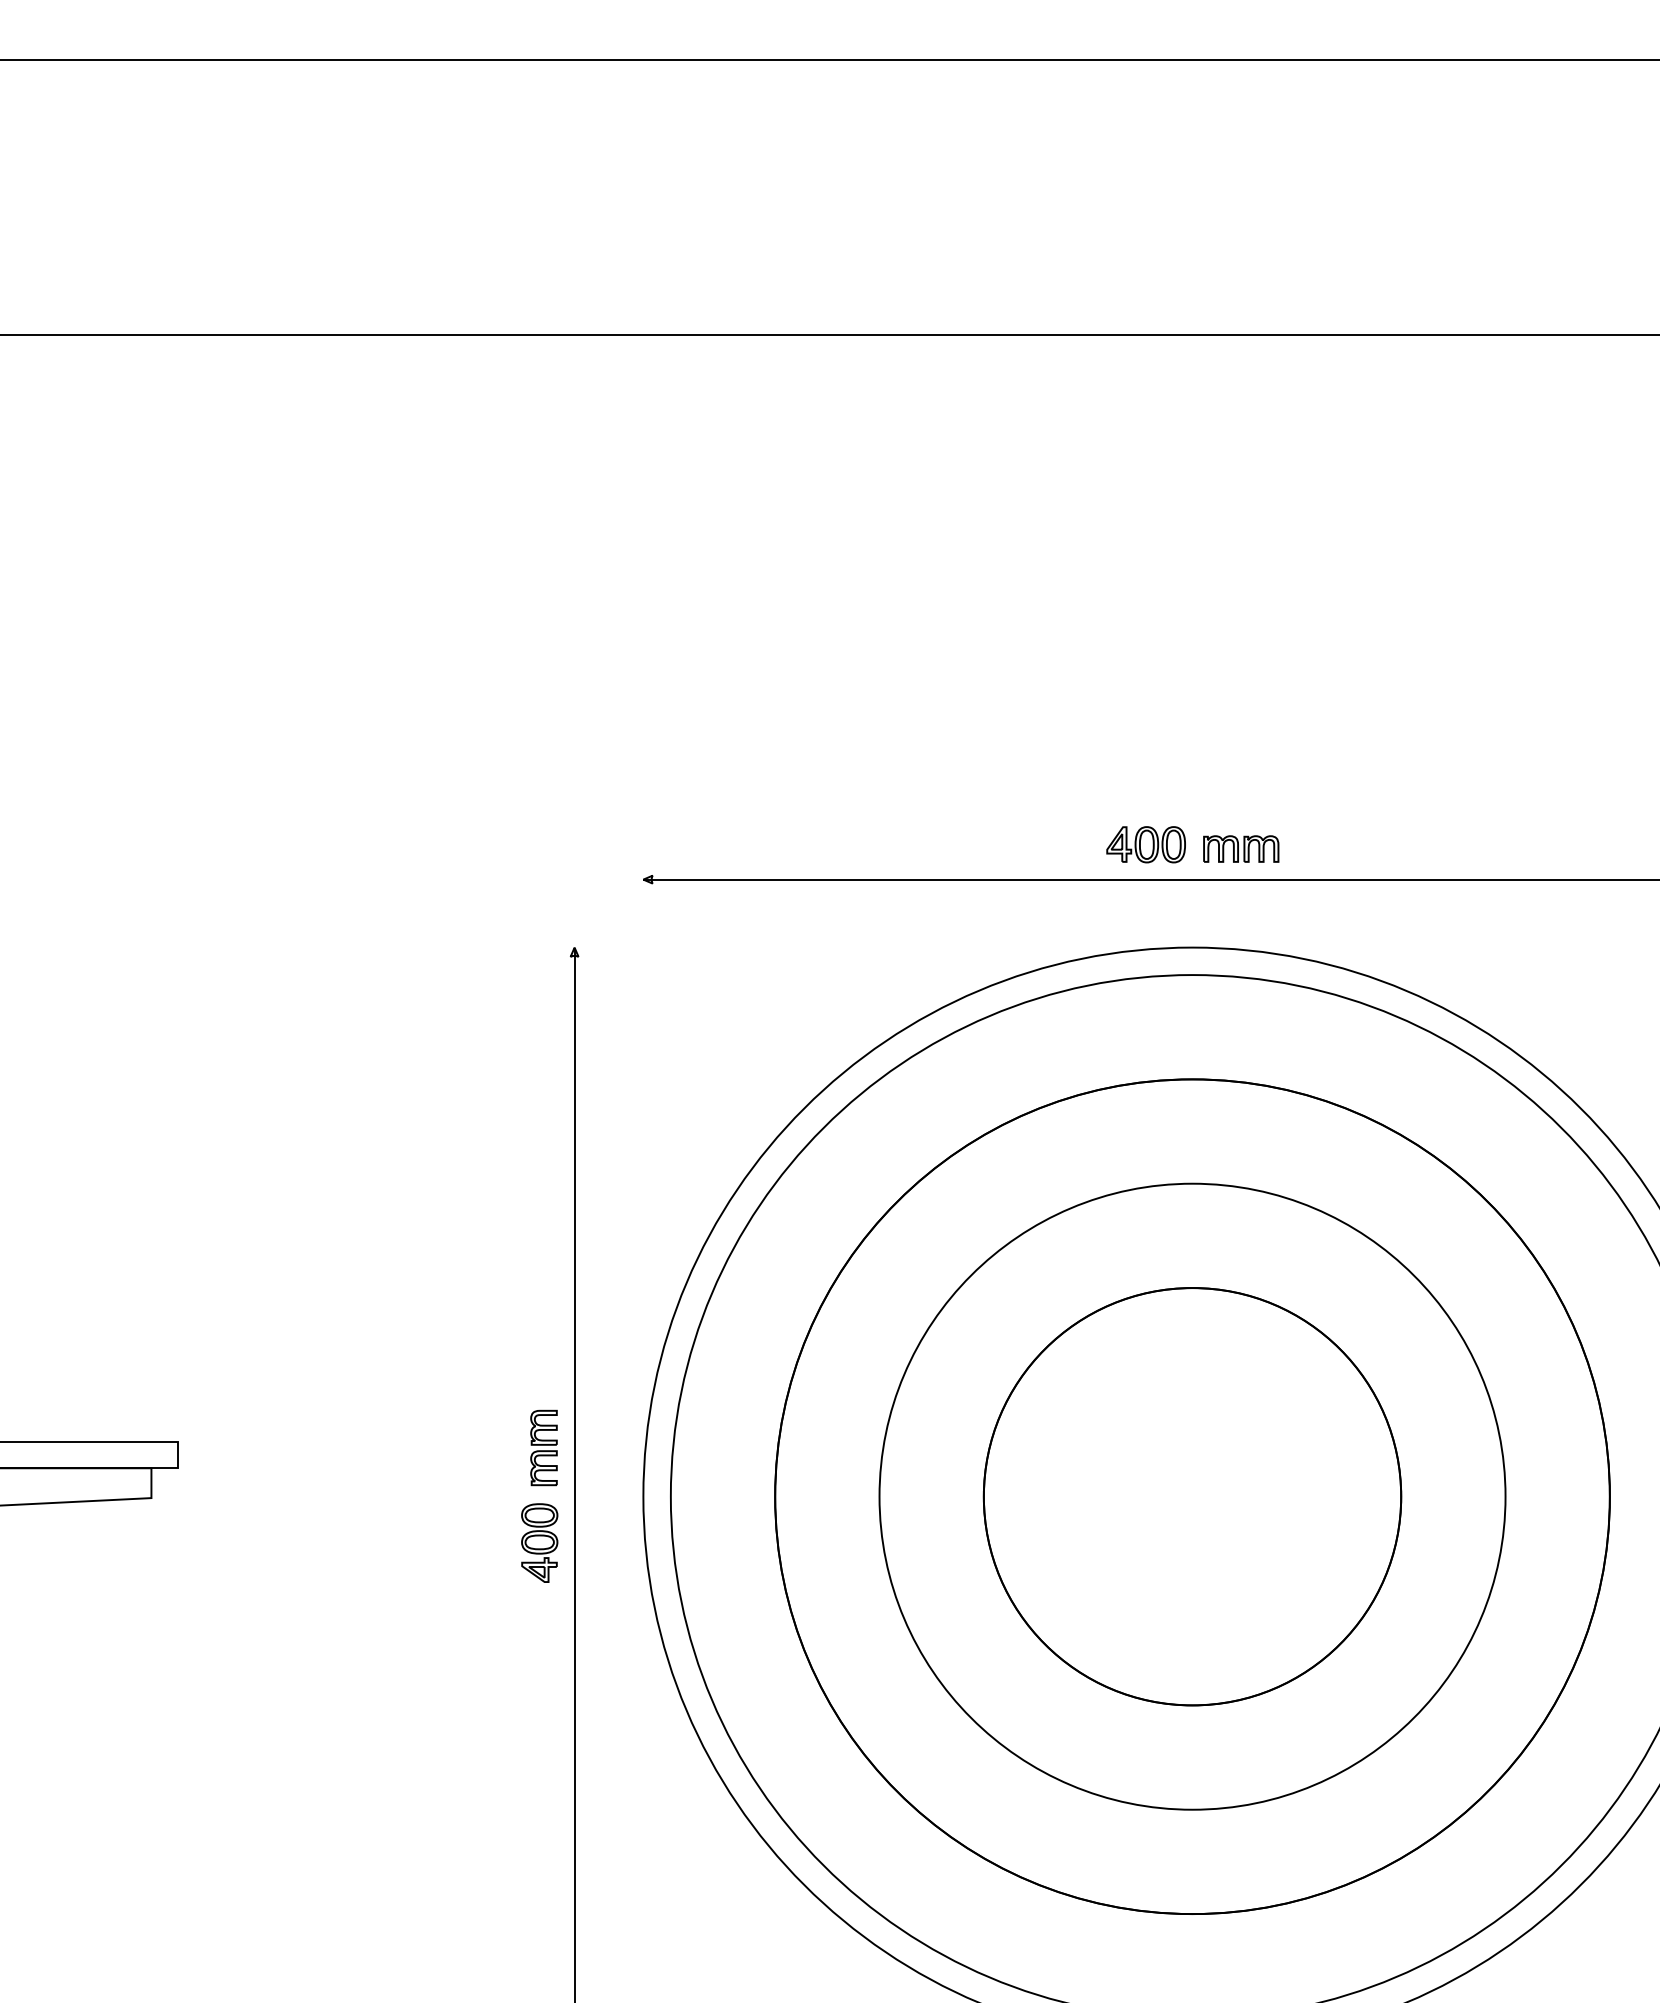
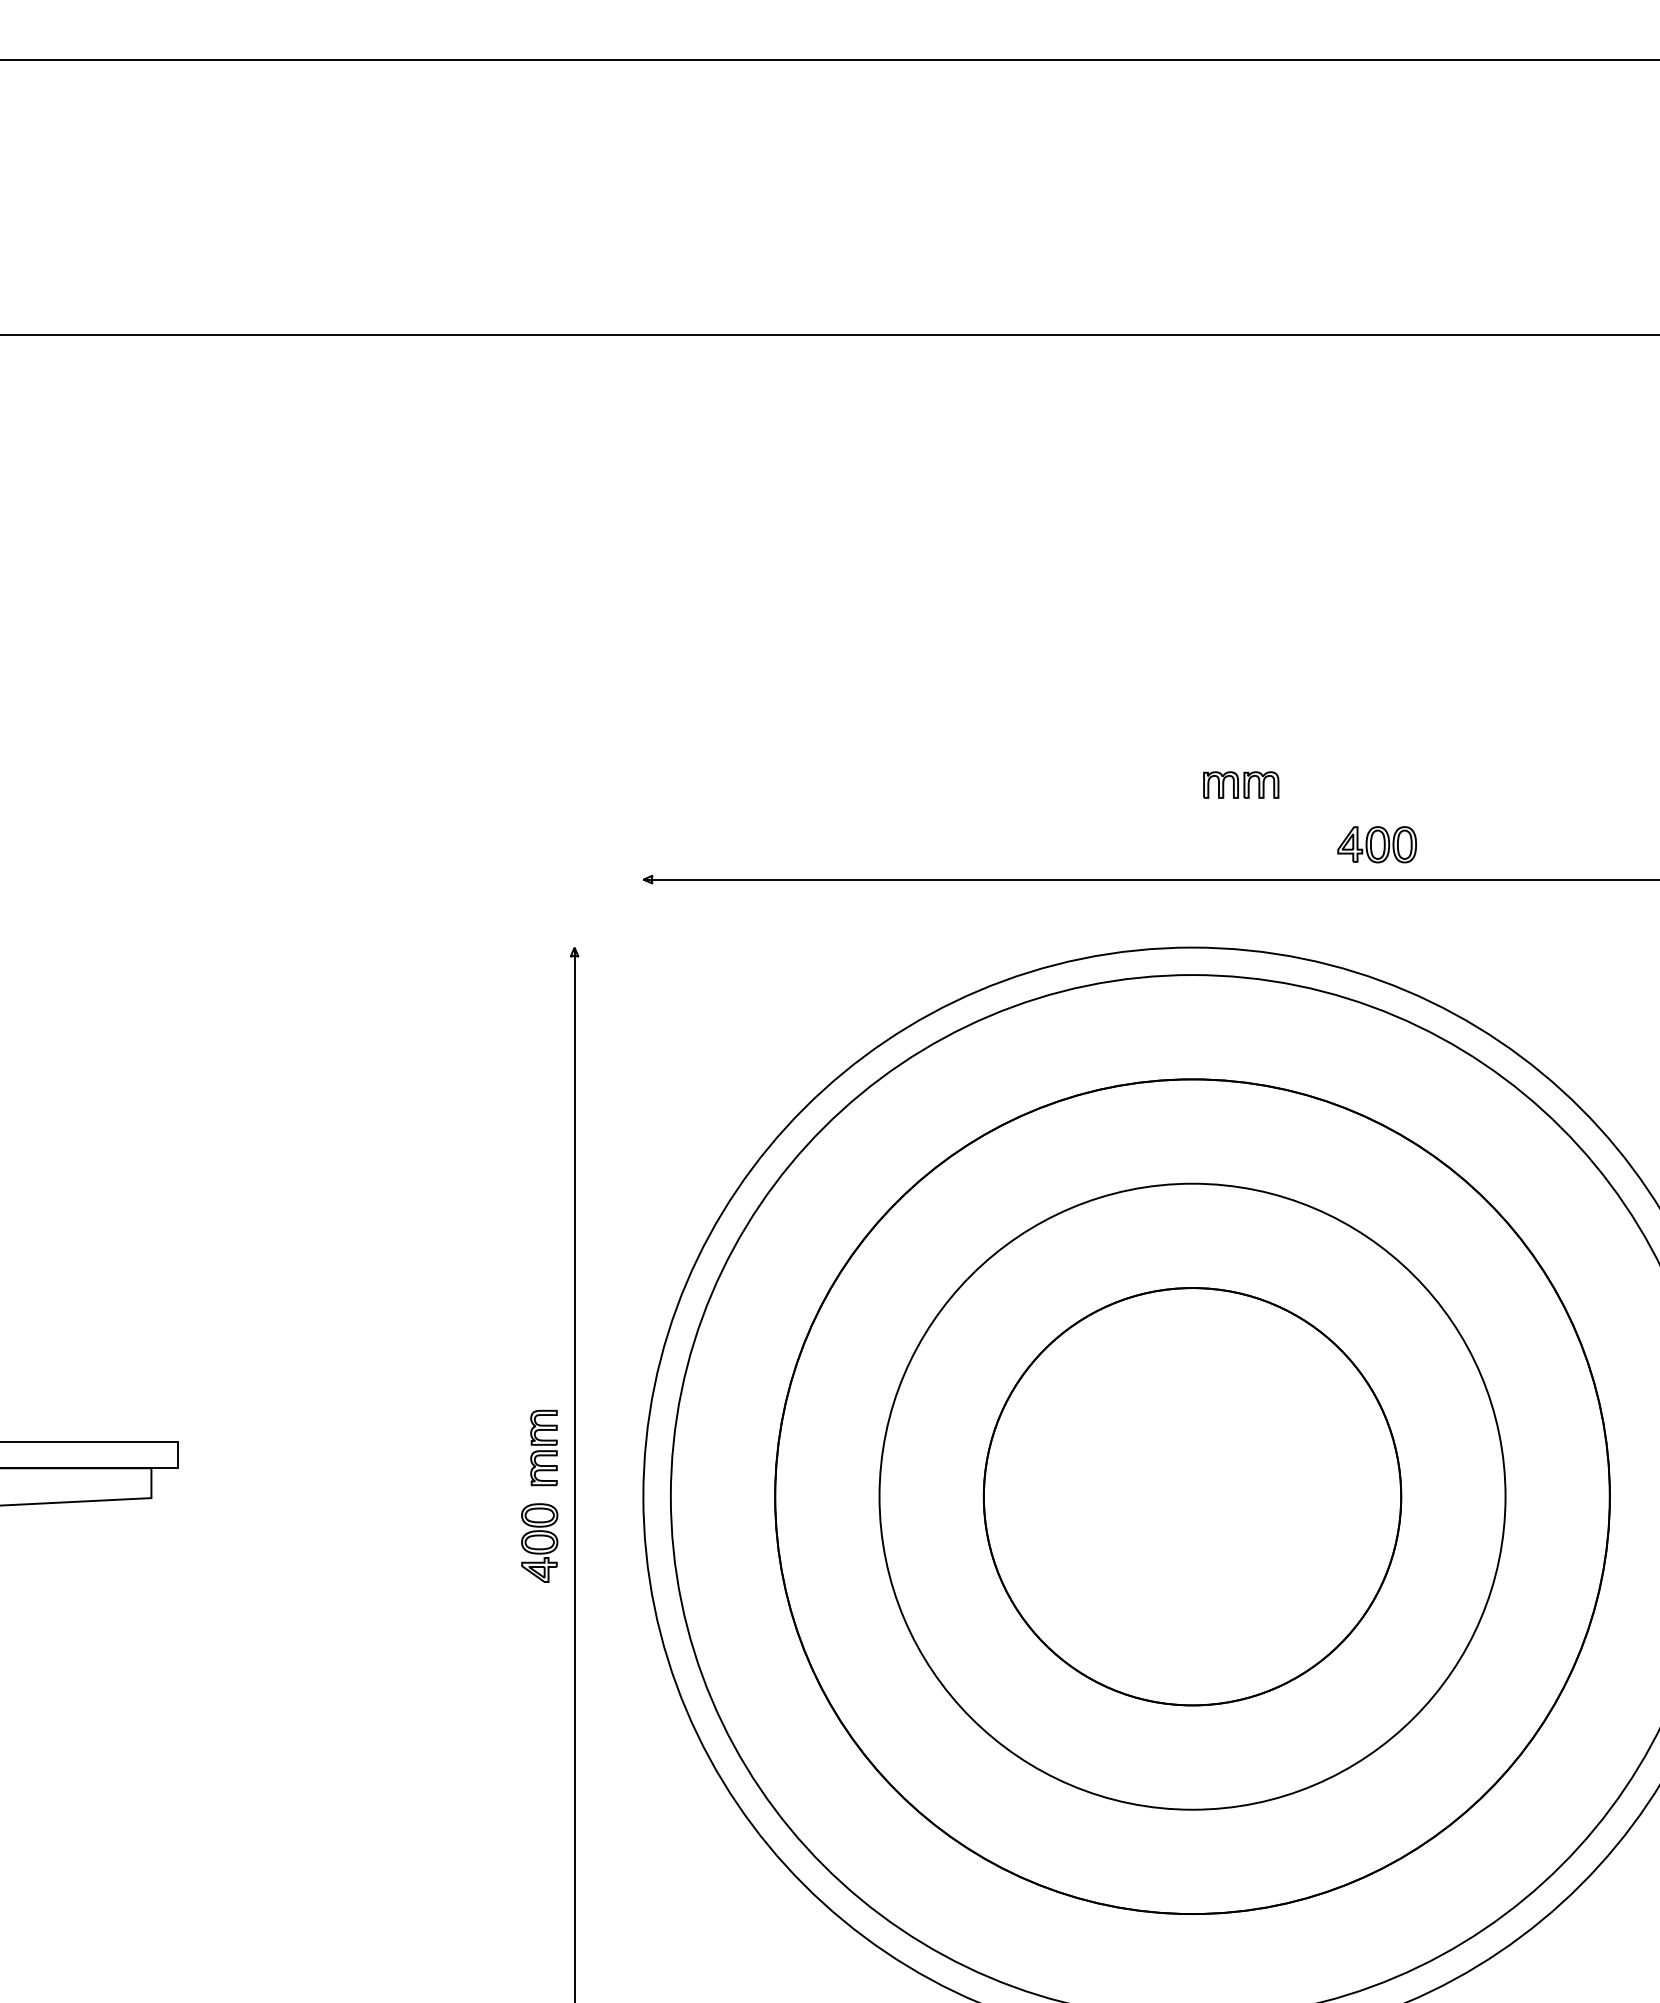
part position: (1145, 844) -> (1376, 844) (1376, 844)
part position: (1241, 848) -> (1241, 784) (1241, 784)
